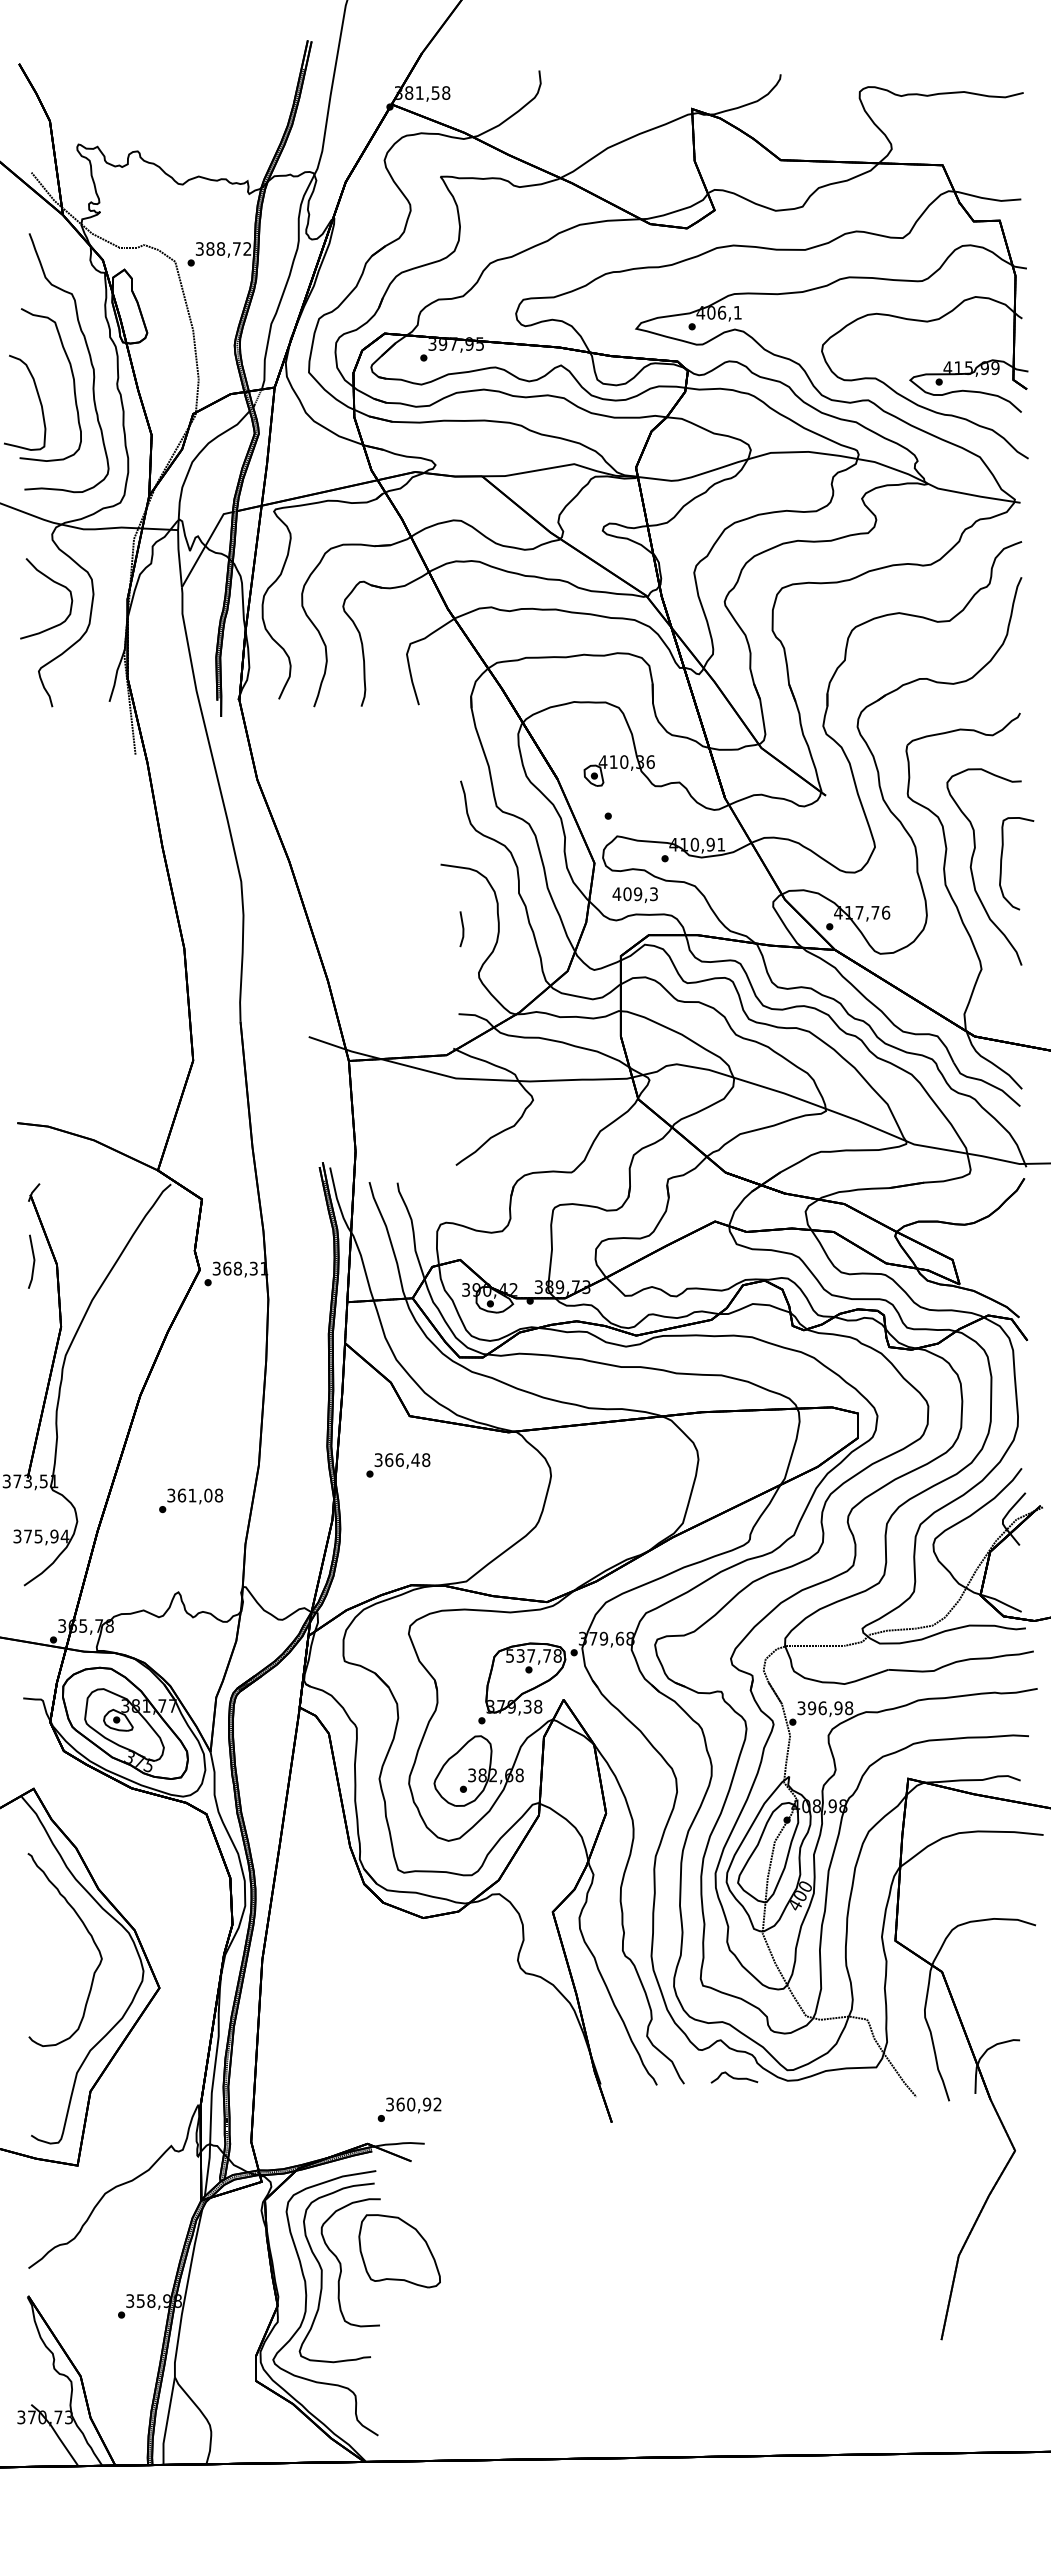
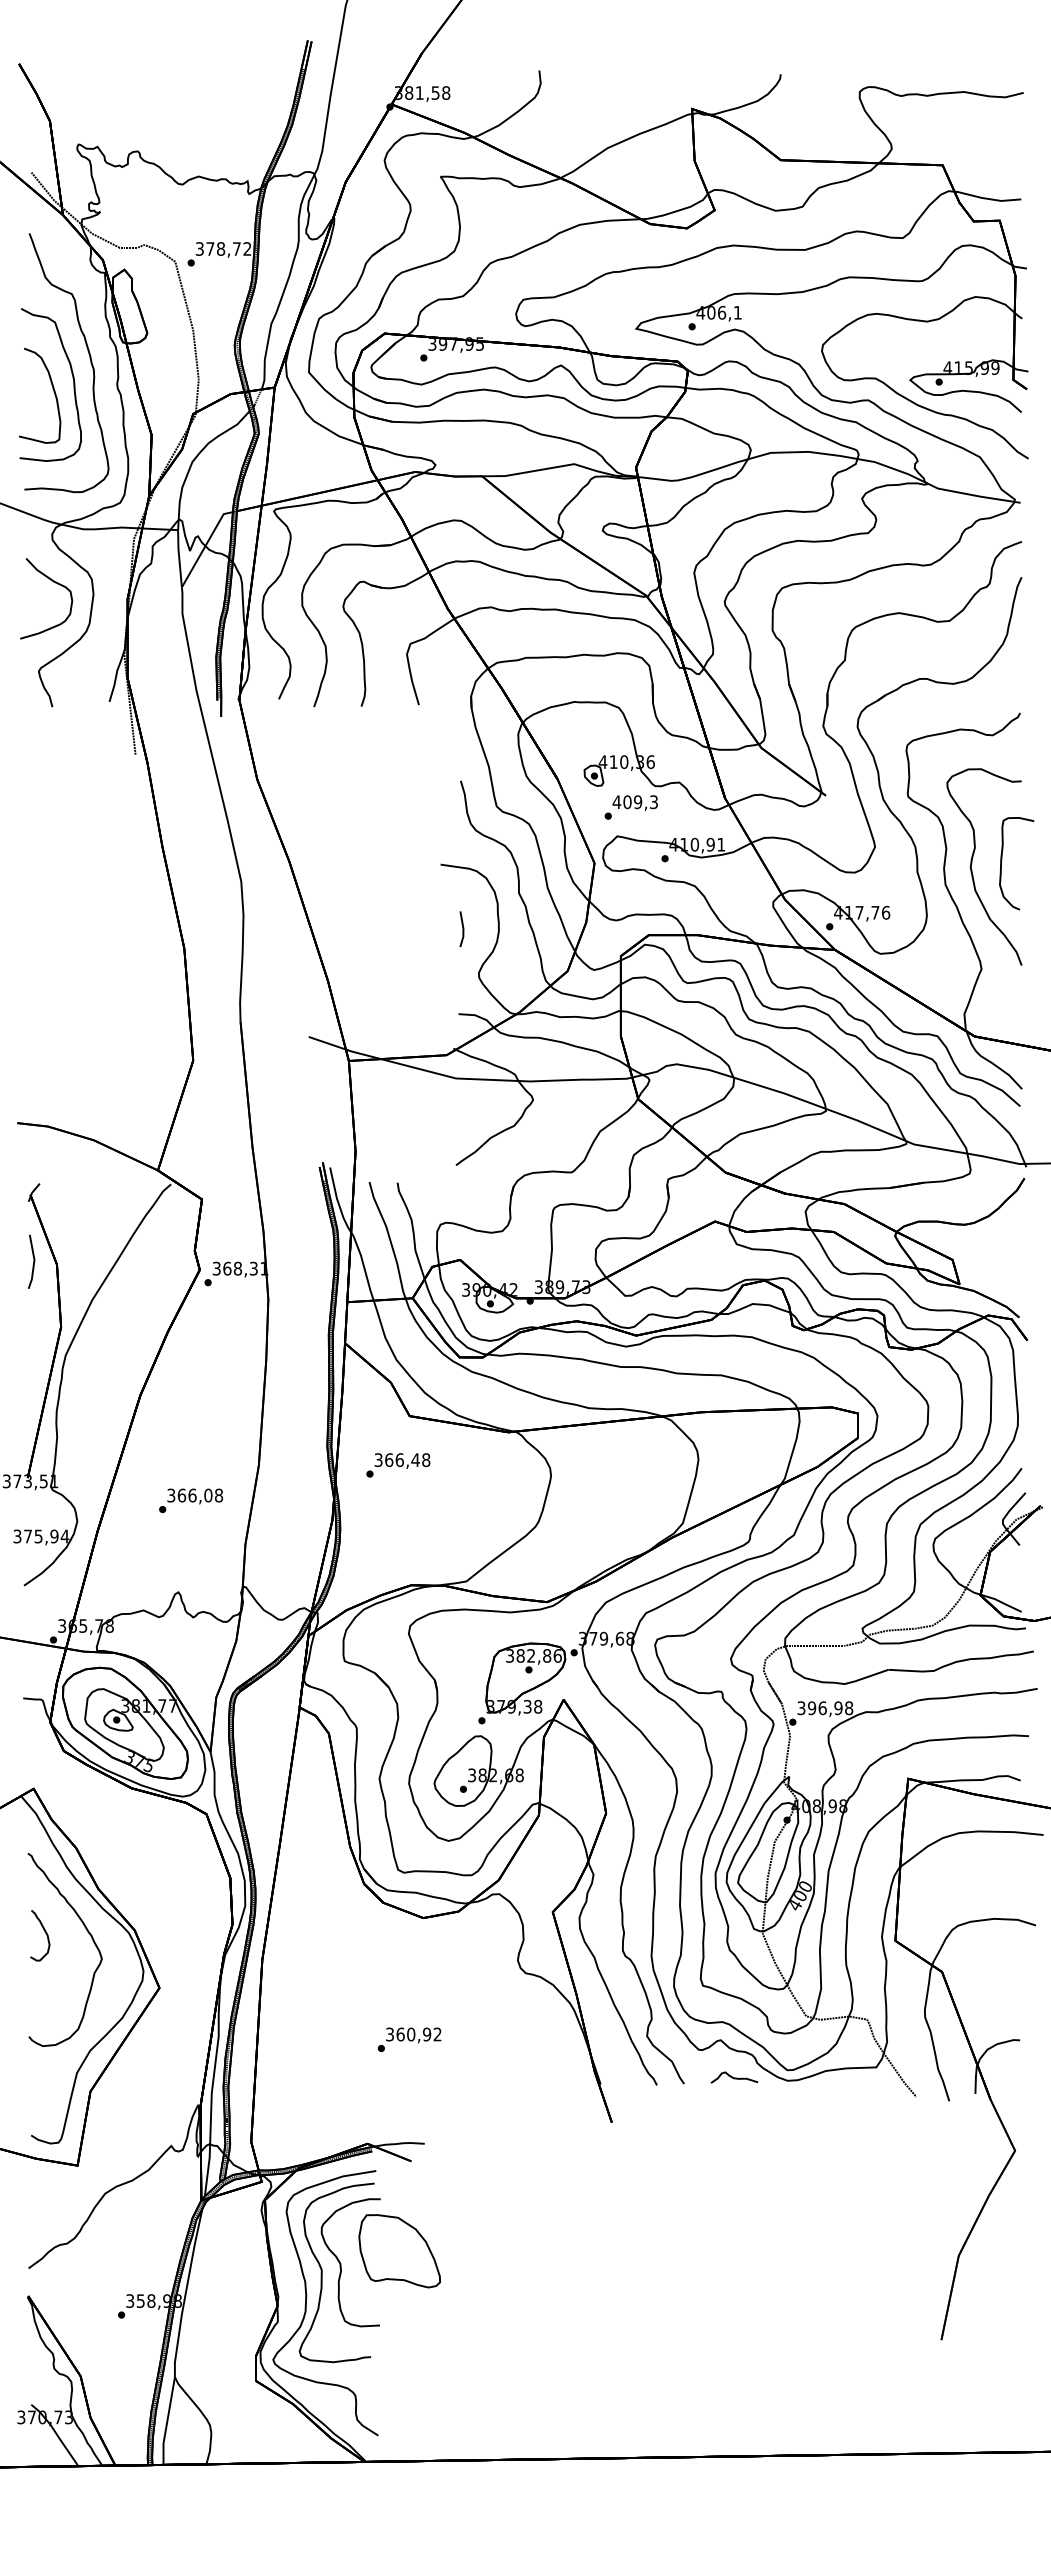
text: 388,72 -> 378,72 (210, 248)
curve position: (38, 399) -> (53, 392) (53, 392)
text position: (634, 894) -> (634, 802) (634, 802)
text: 361,08 -> 366,08 (192, 1495)
text: 537,78 -> 382,86 (533, 1655)
part: none -> present (40, 1935)
text position: (409, 2109) -> (409, 2039) (409, 2039)
